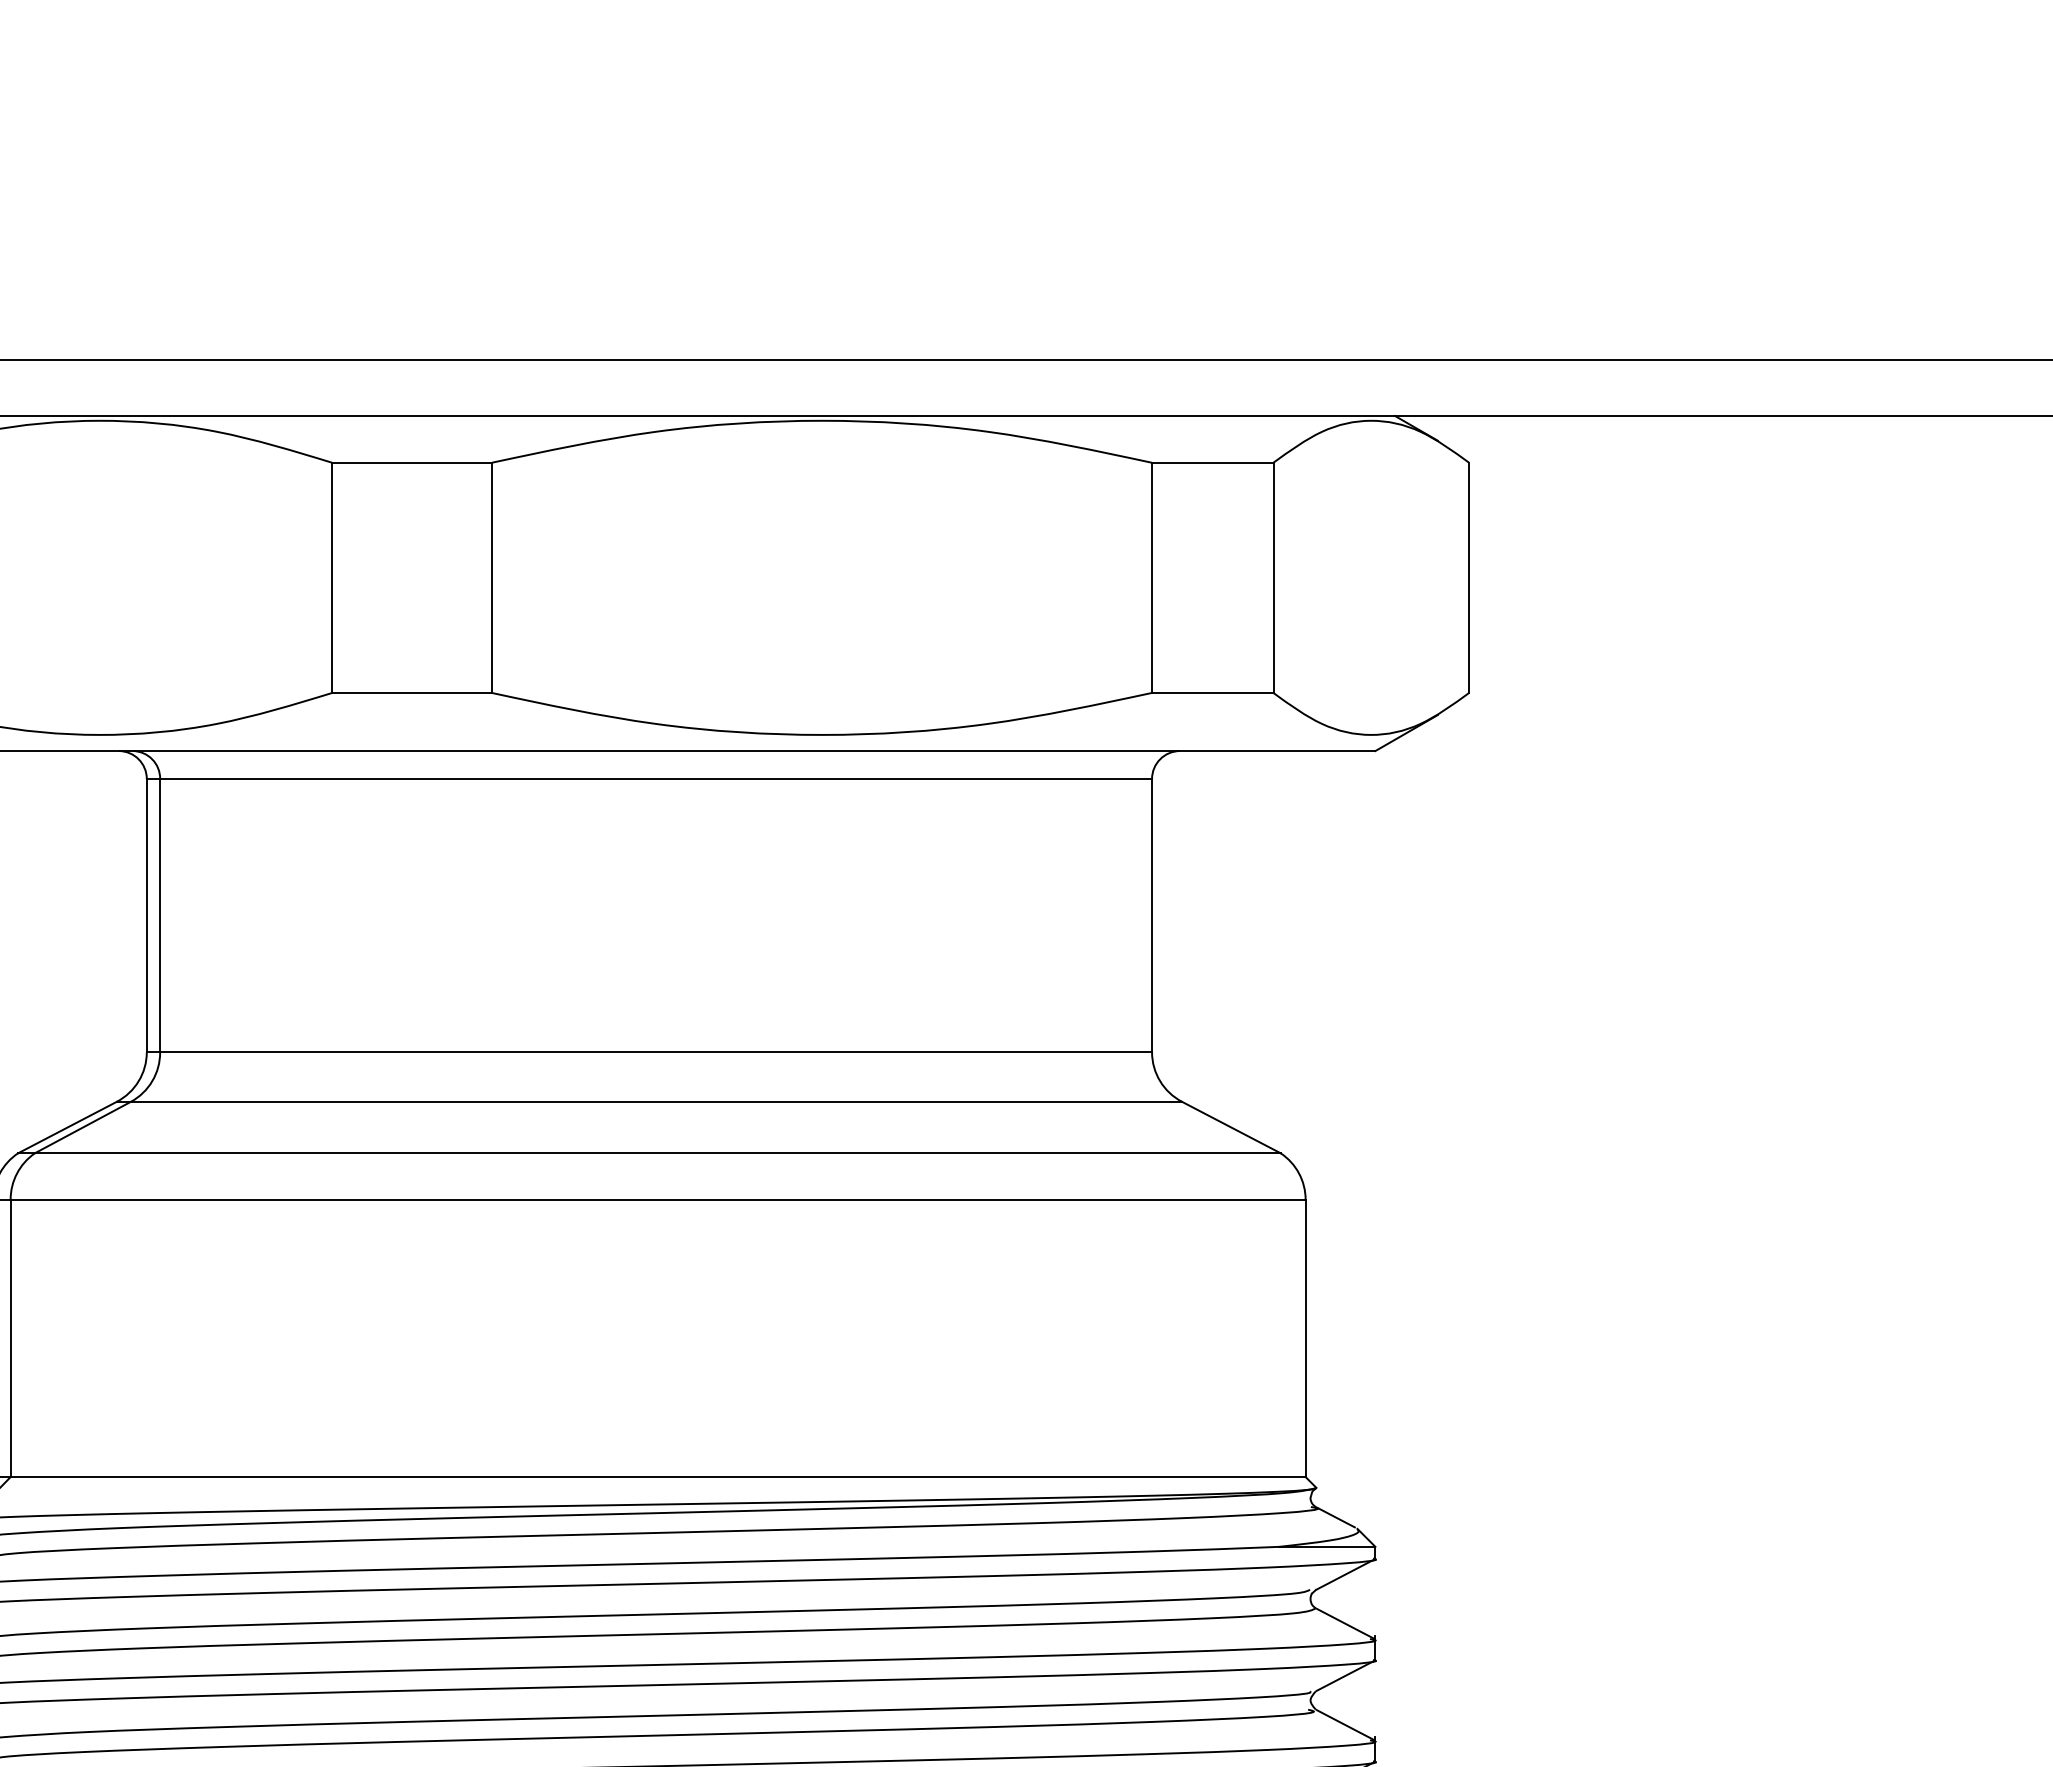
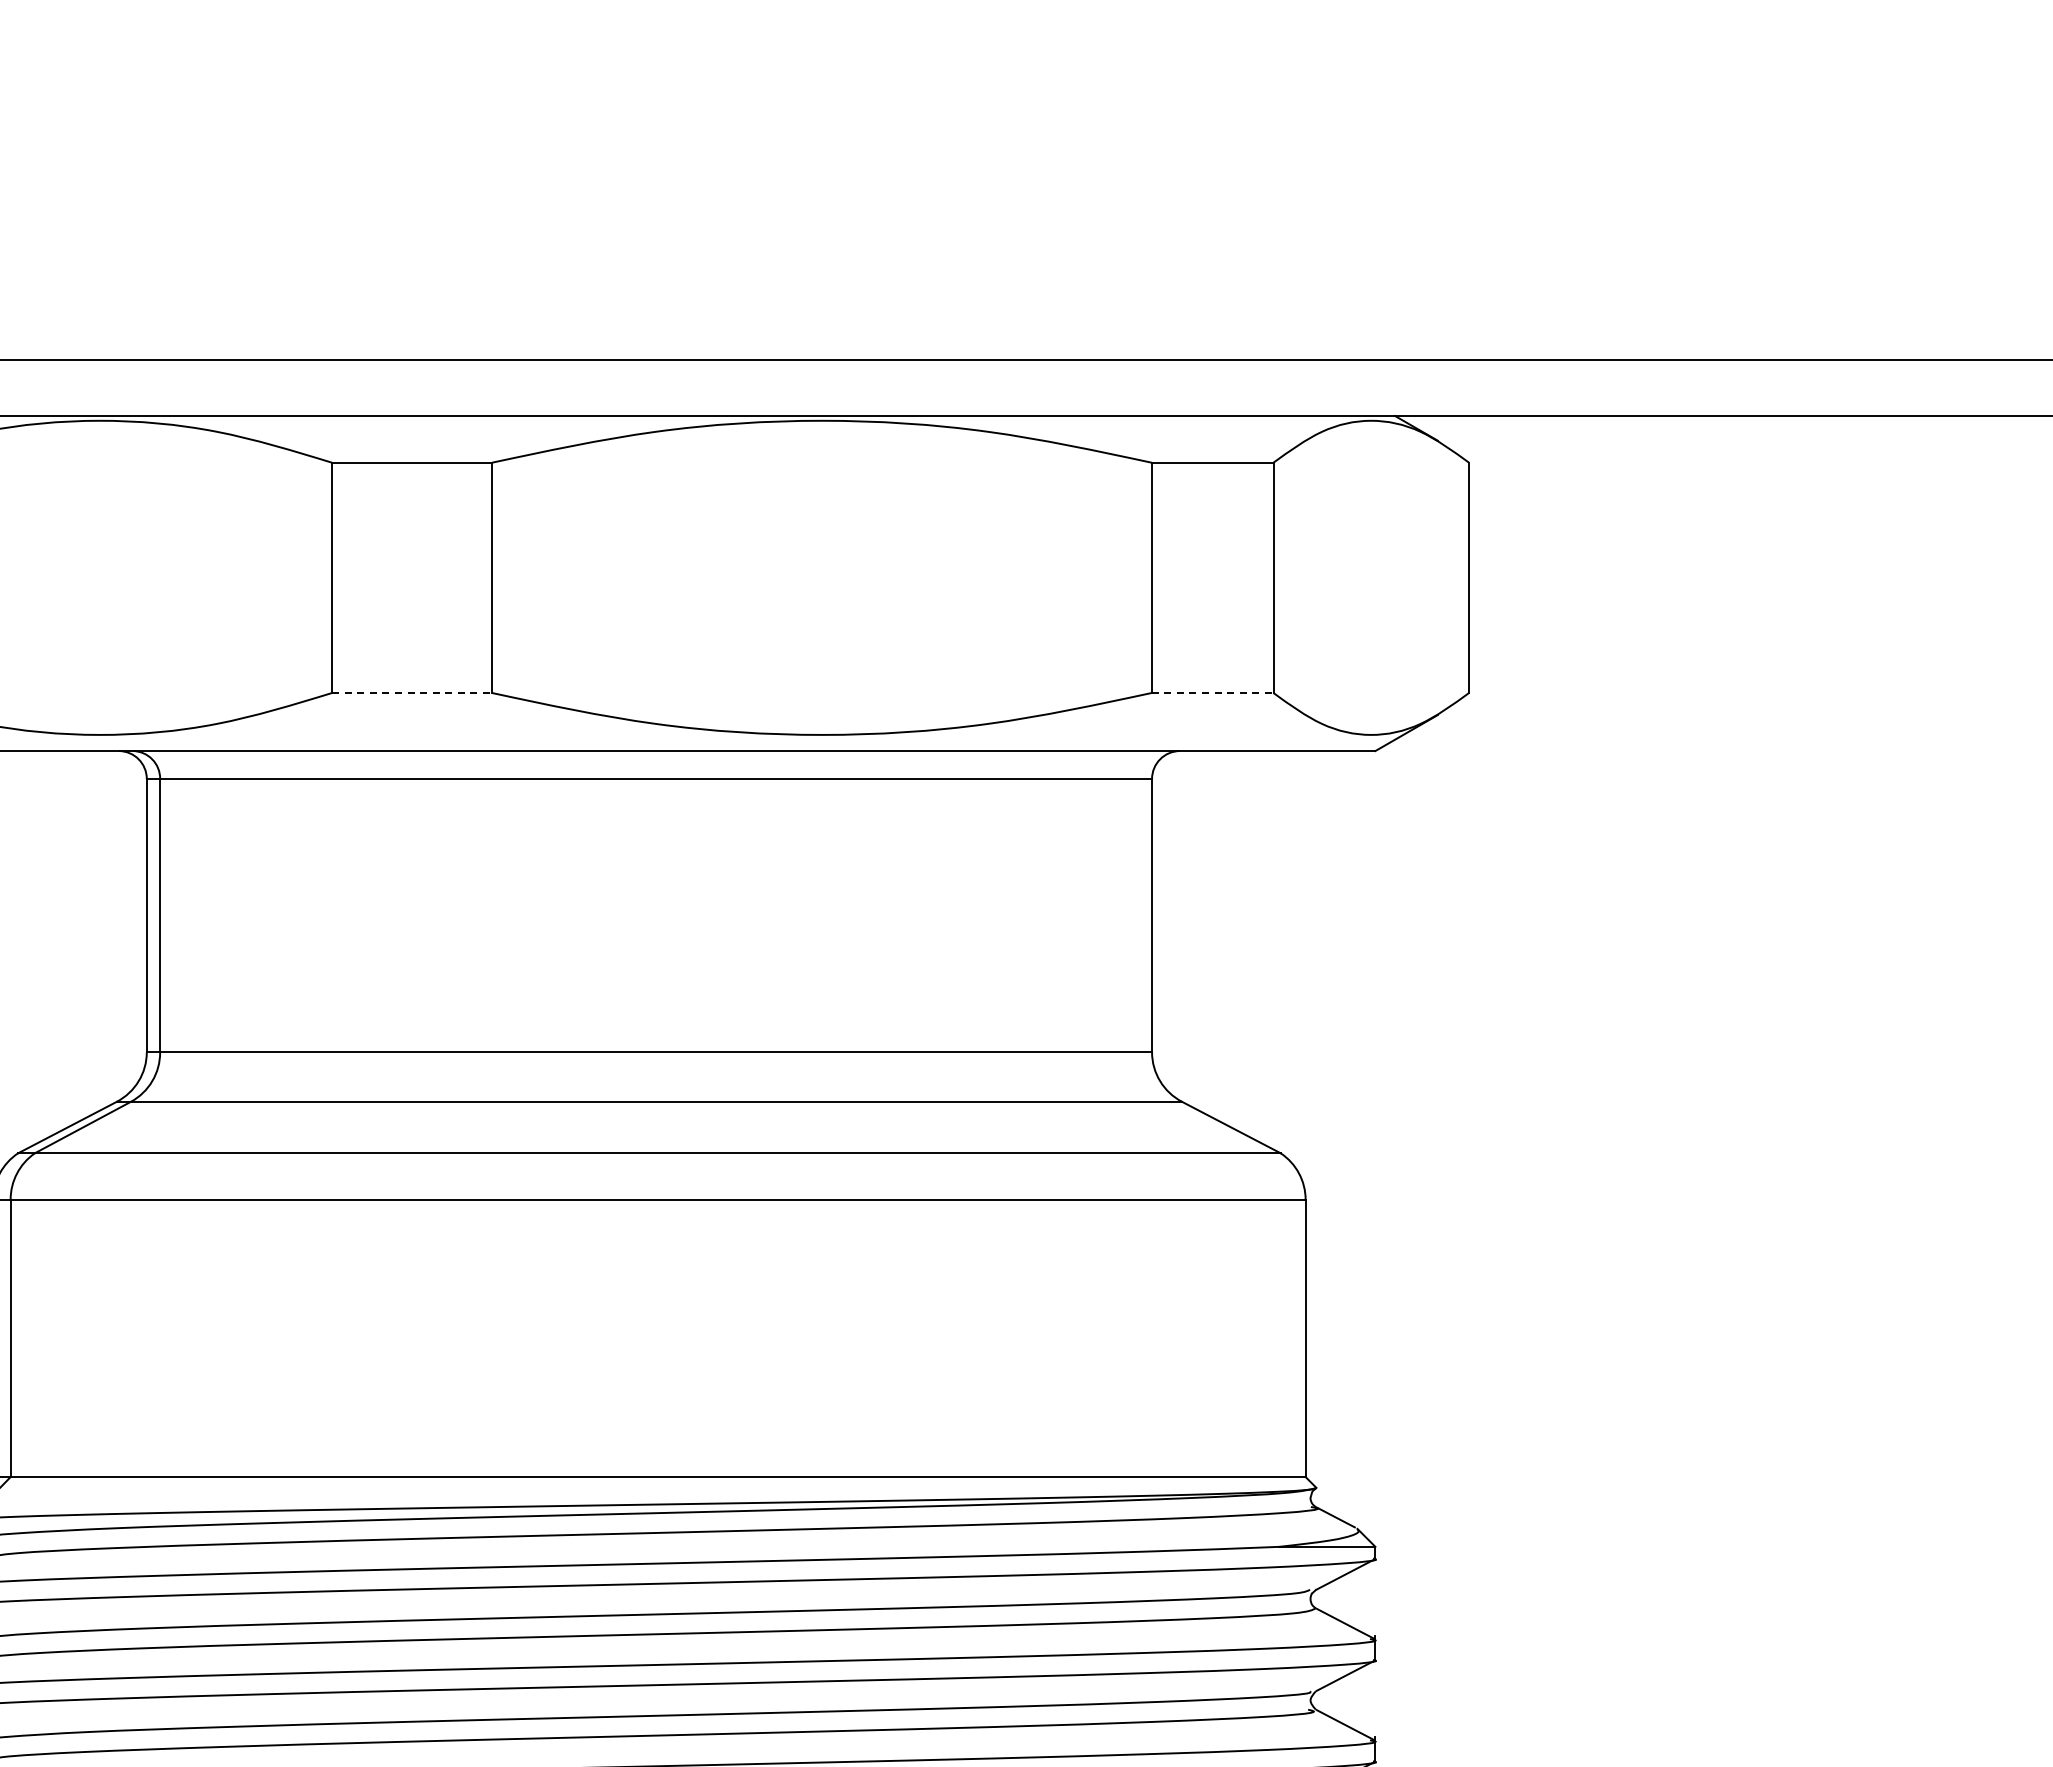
line: solid -> dashed (412, 693)
line: solid -> dashed (1212, 693)
